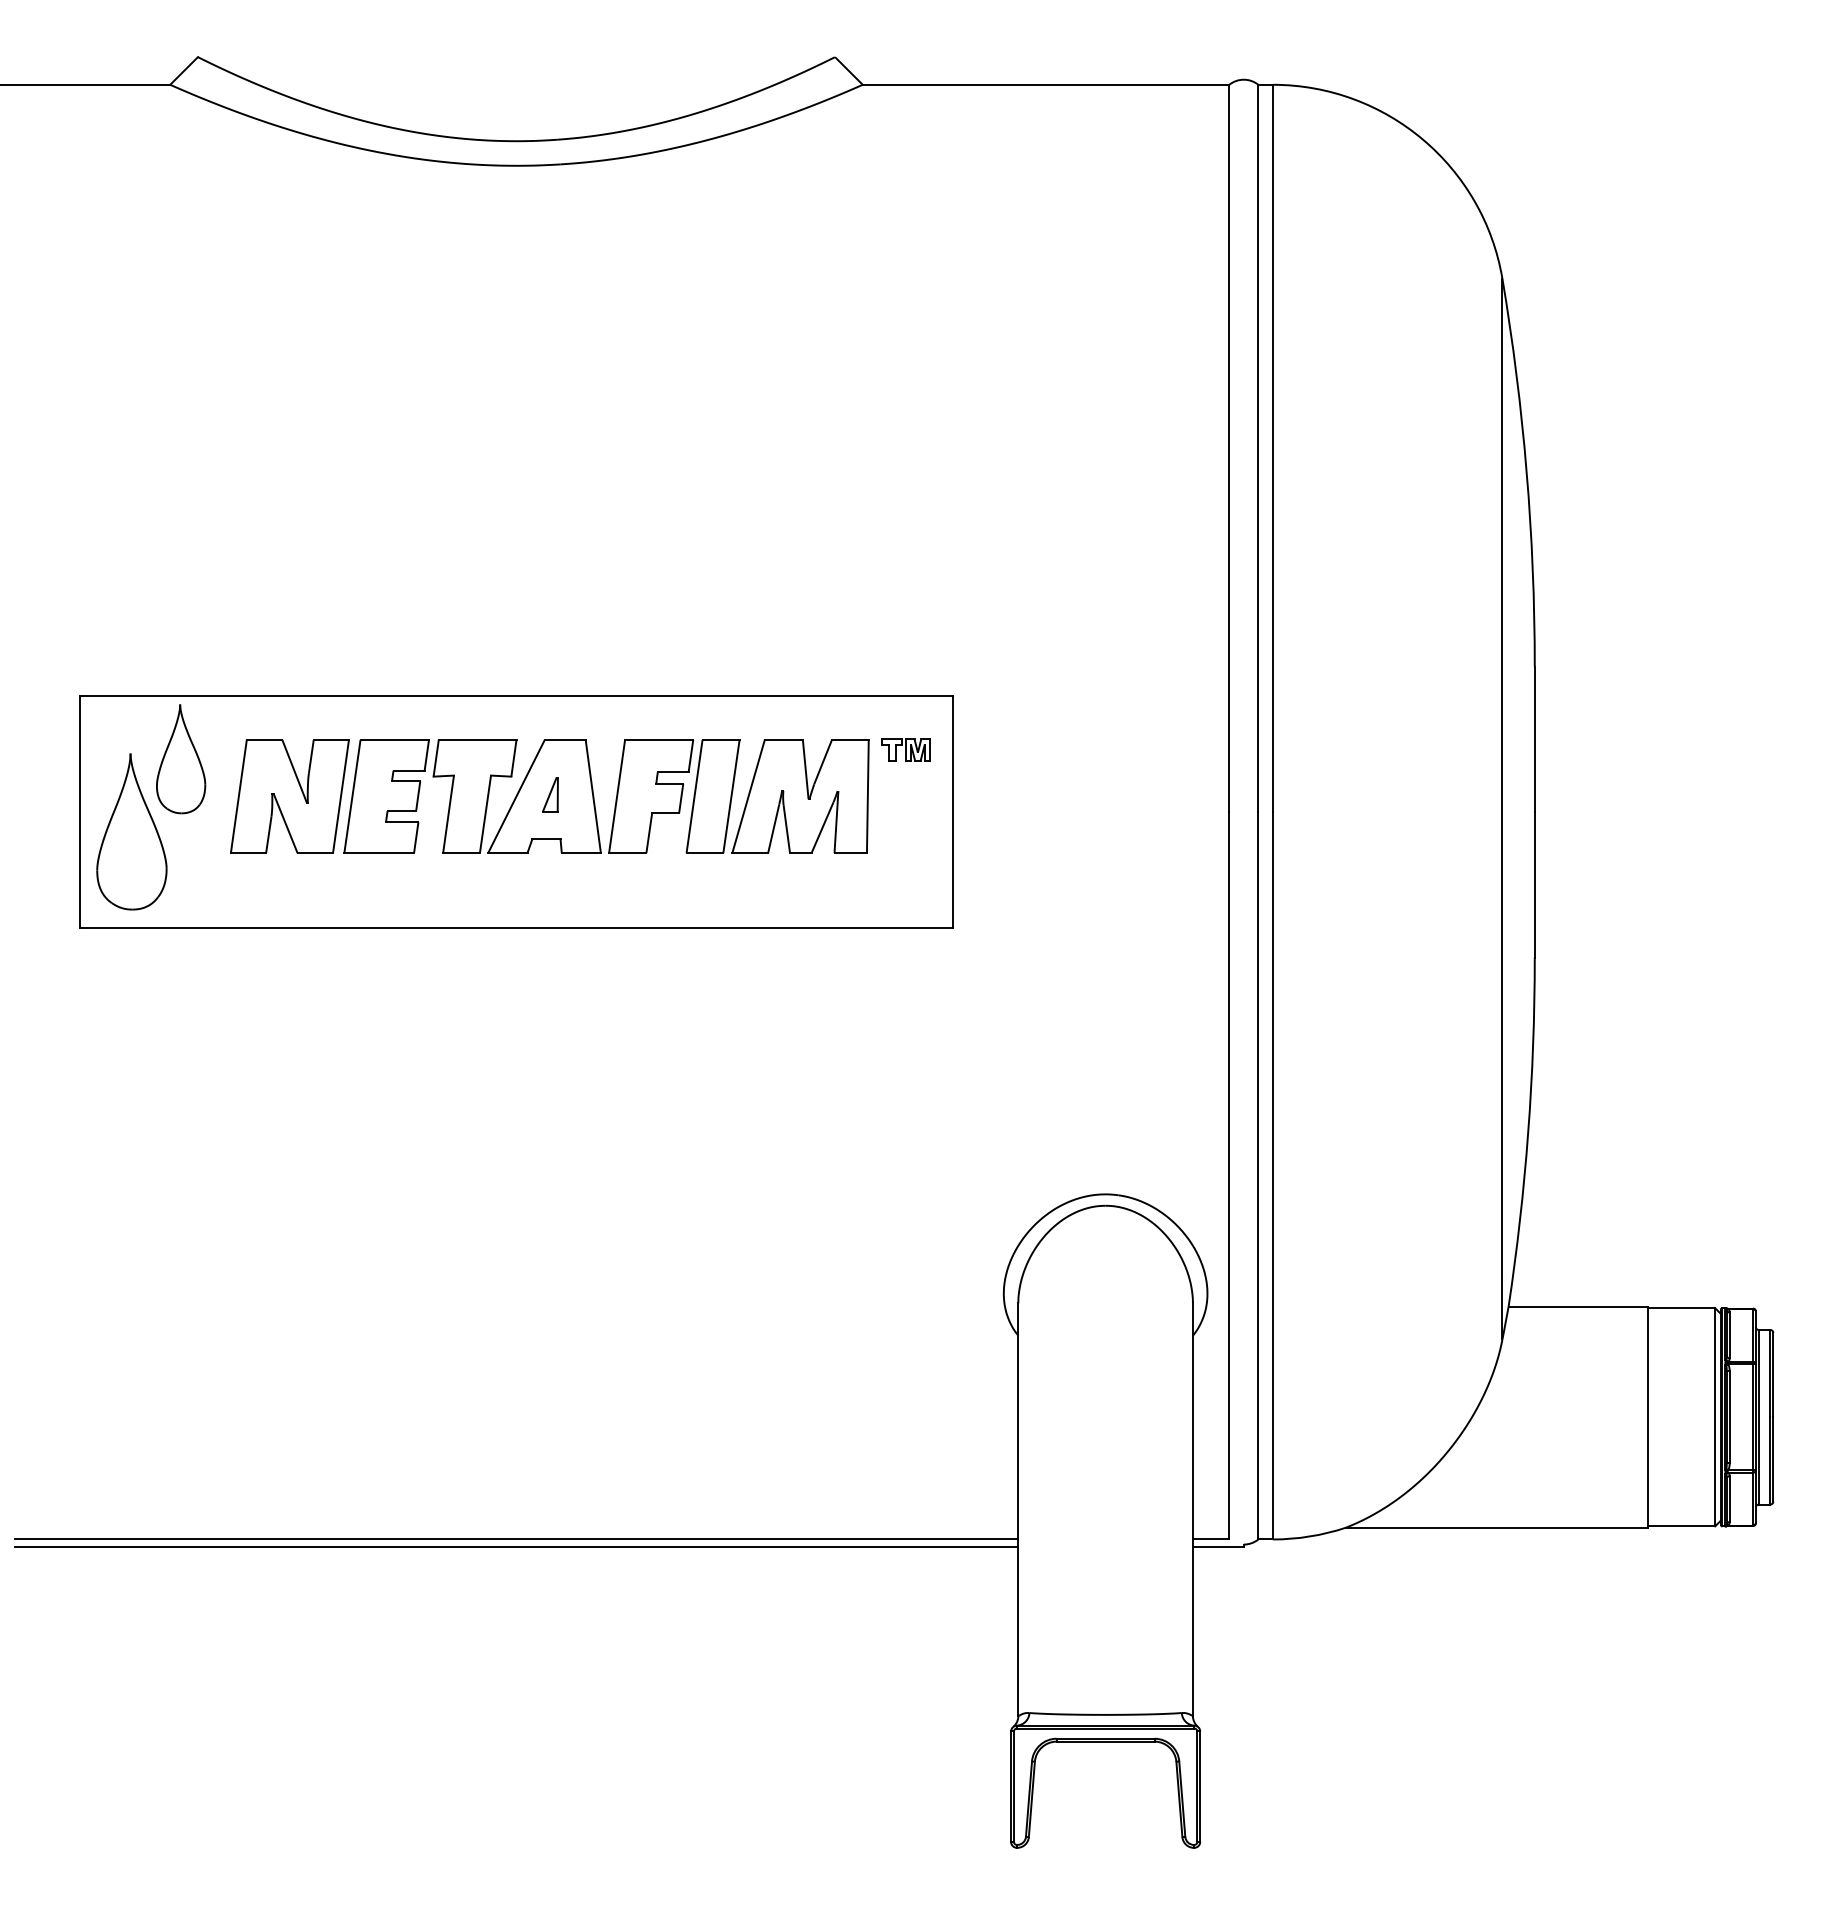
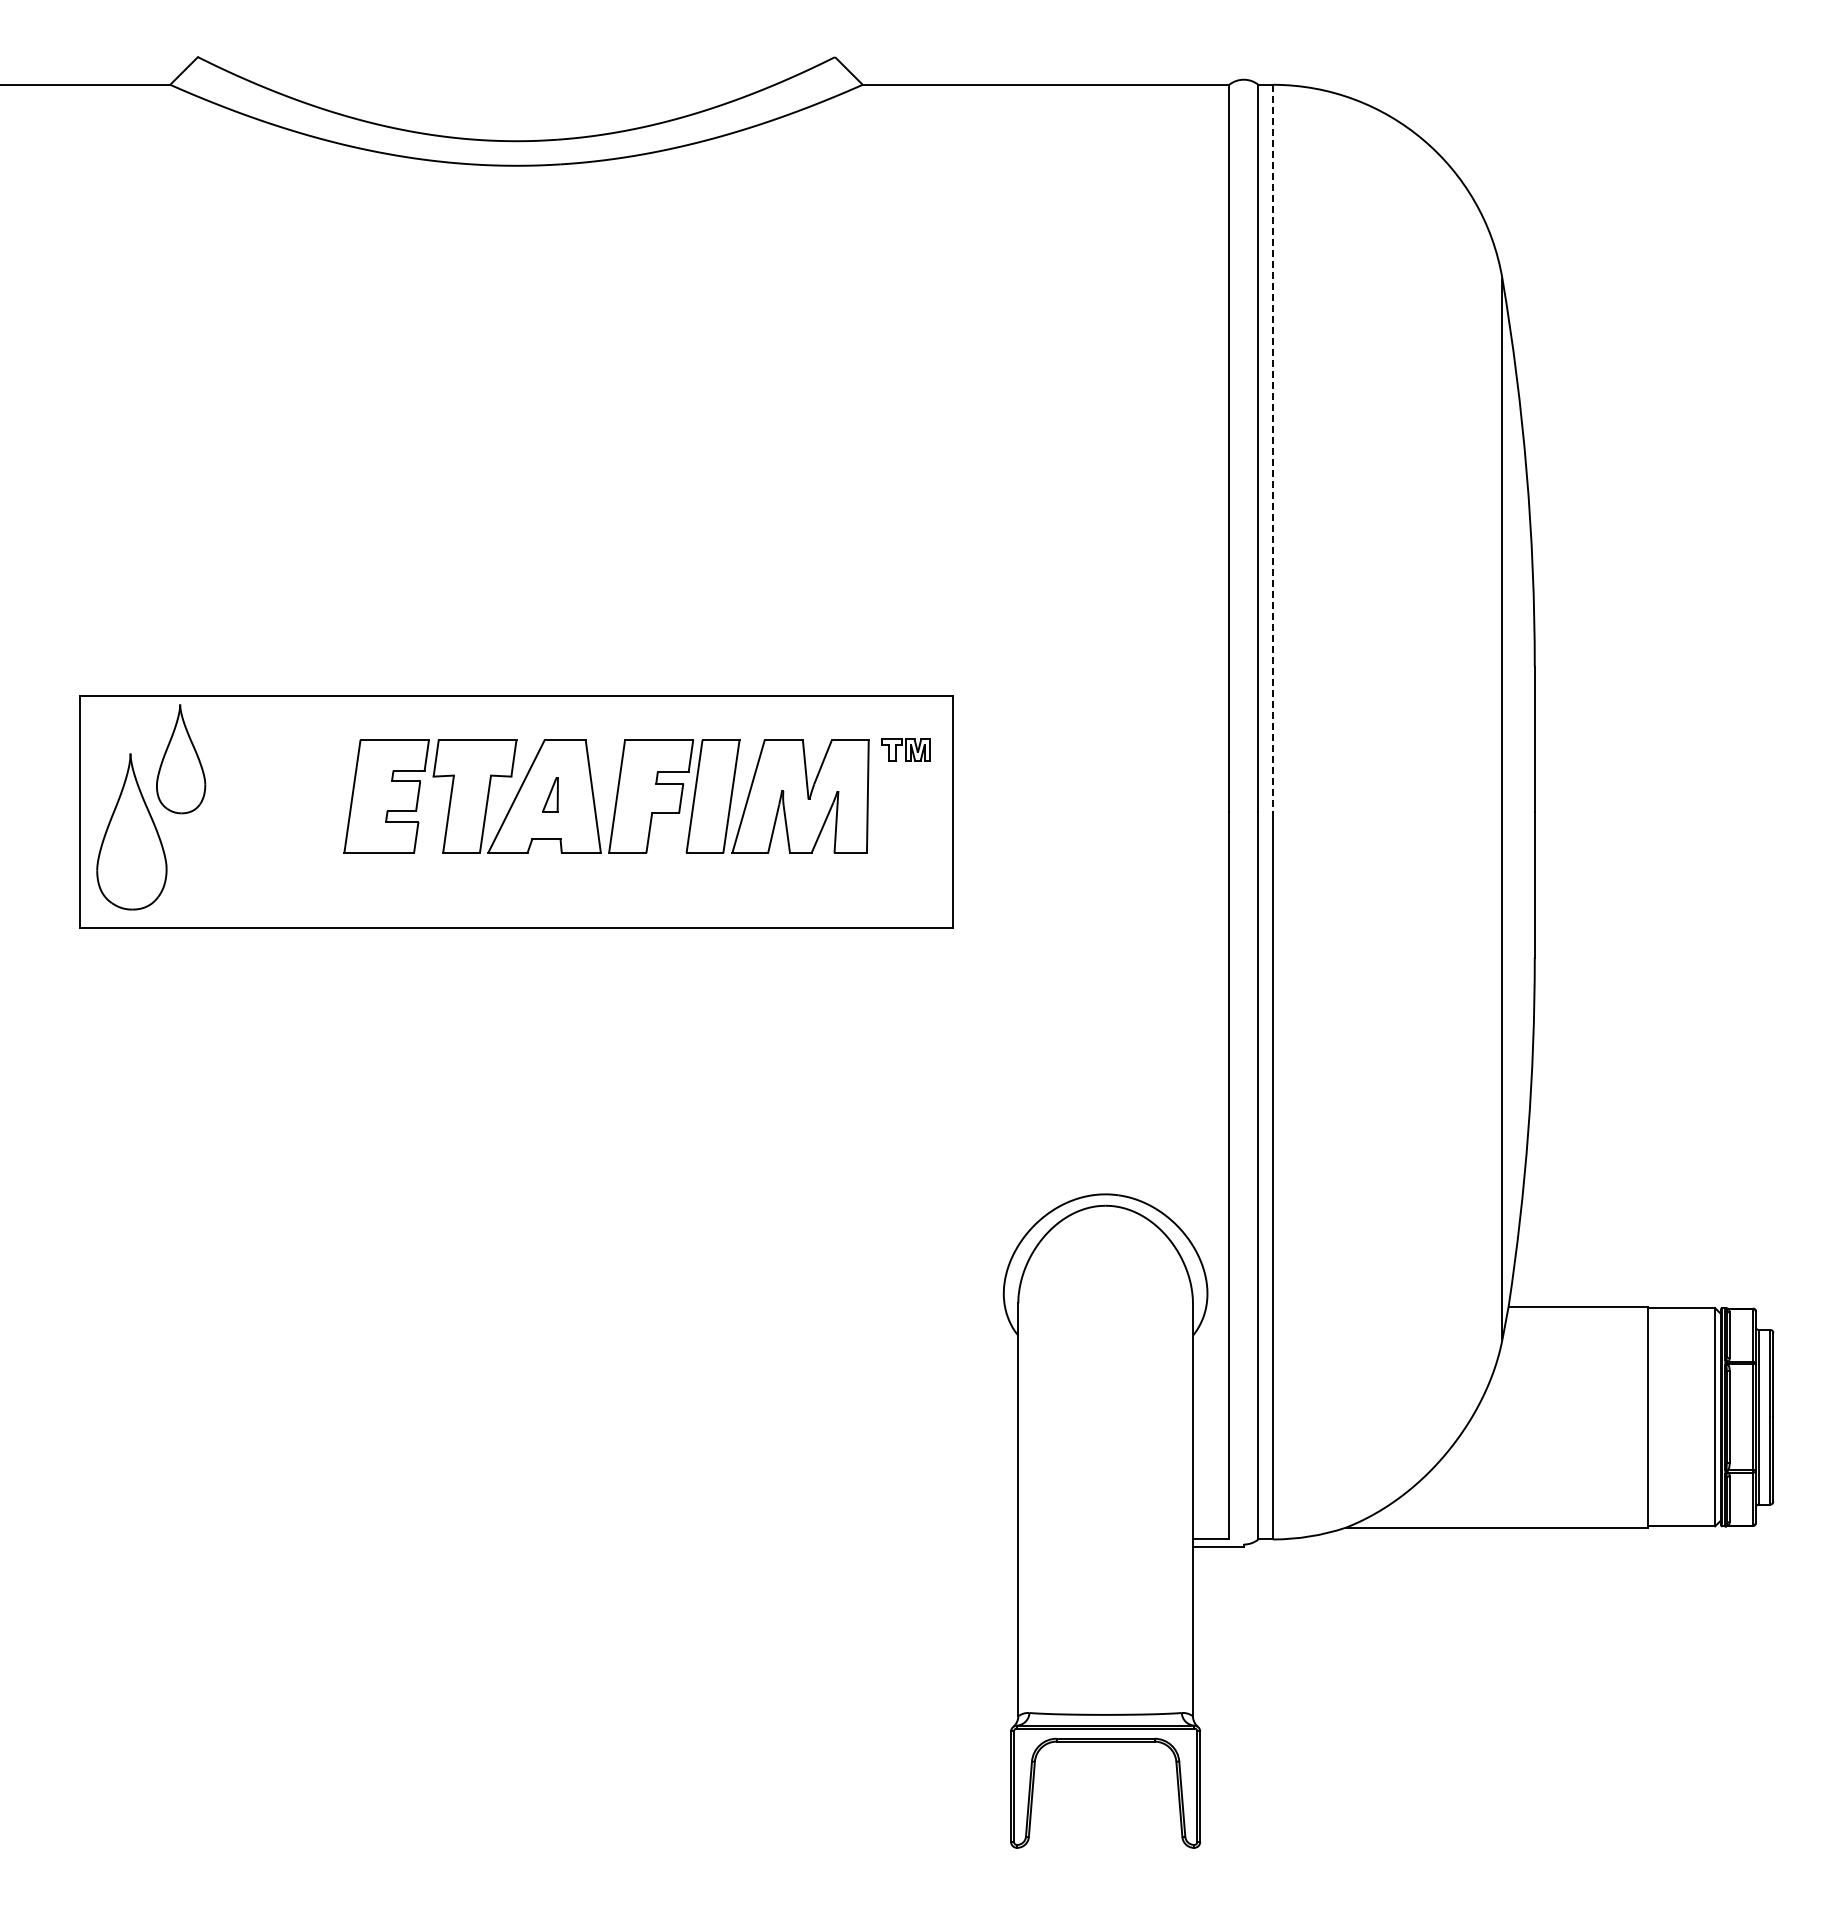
line: solid -> dashed (1272, 448)
part: present -> none (289, 796)
line: present -> none (516, 1539)
line: present -> none (516, 1546)
